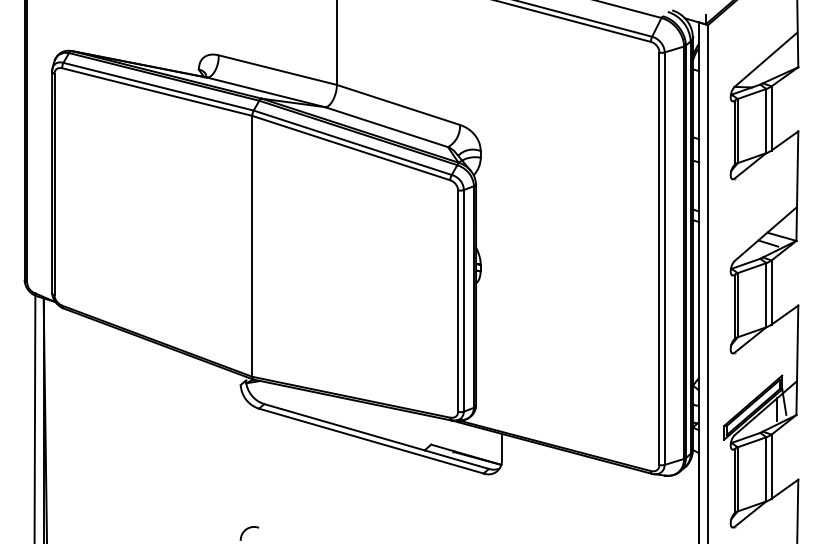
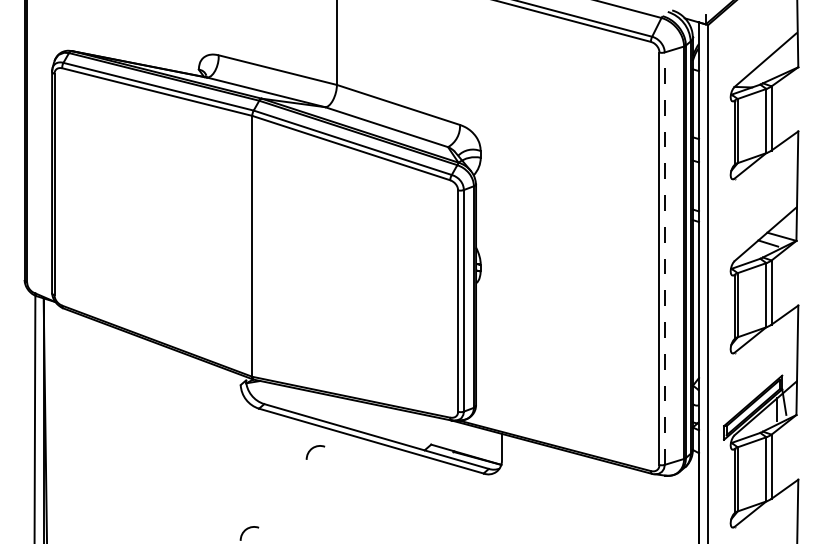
line: solid -> dashed (664, 258)
arc: none -> present (314, 448)
